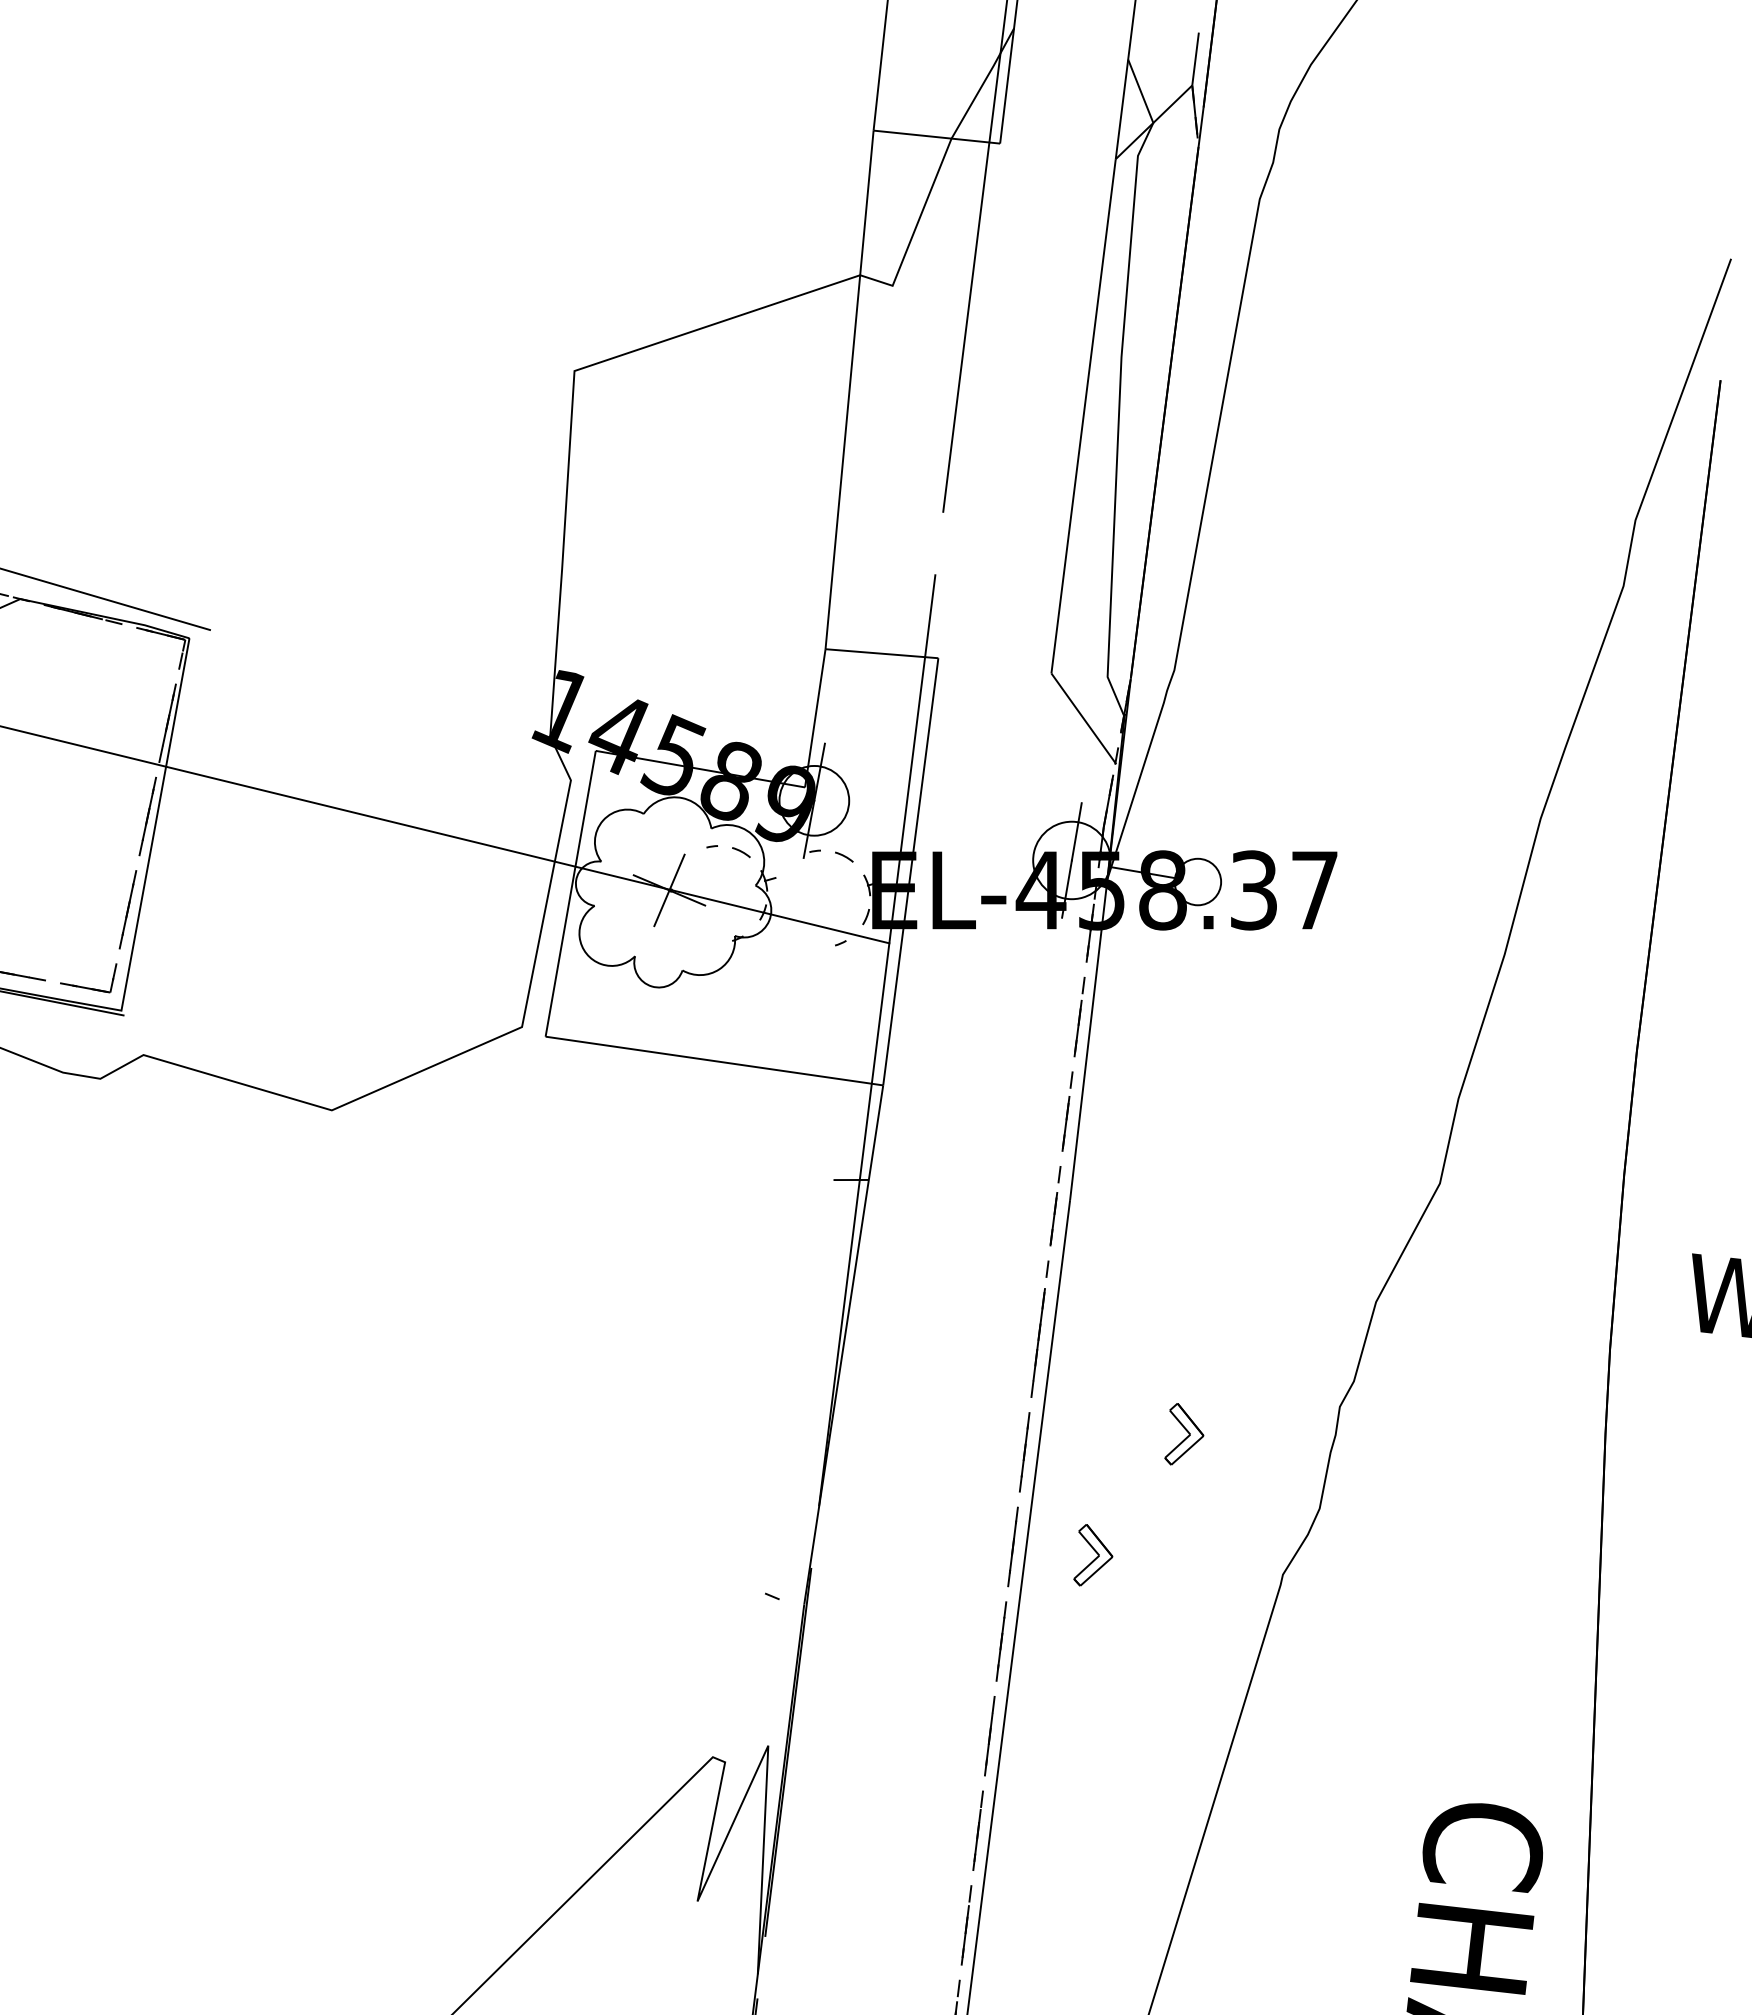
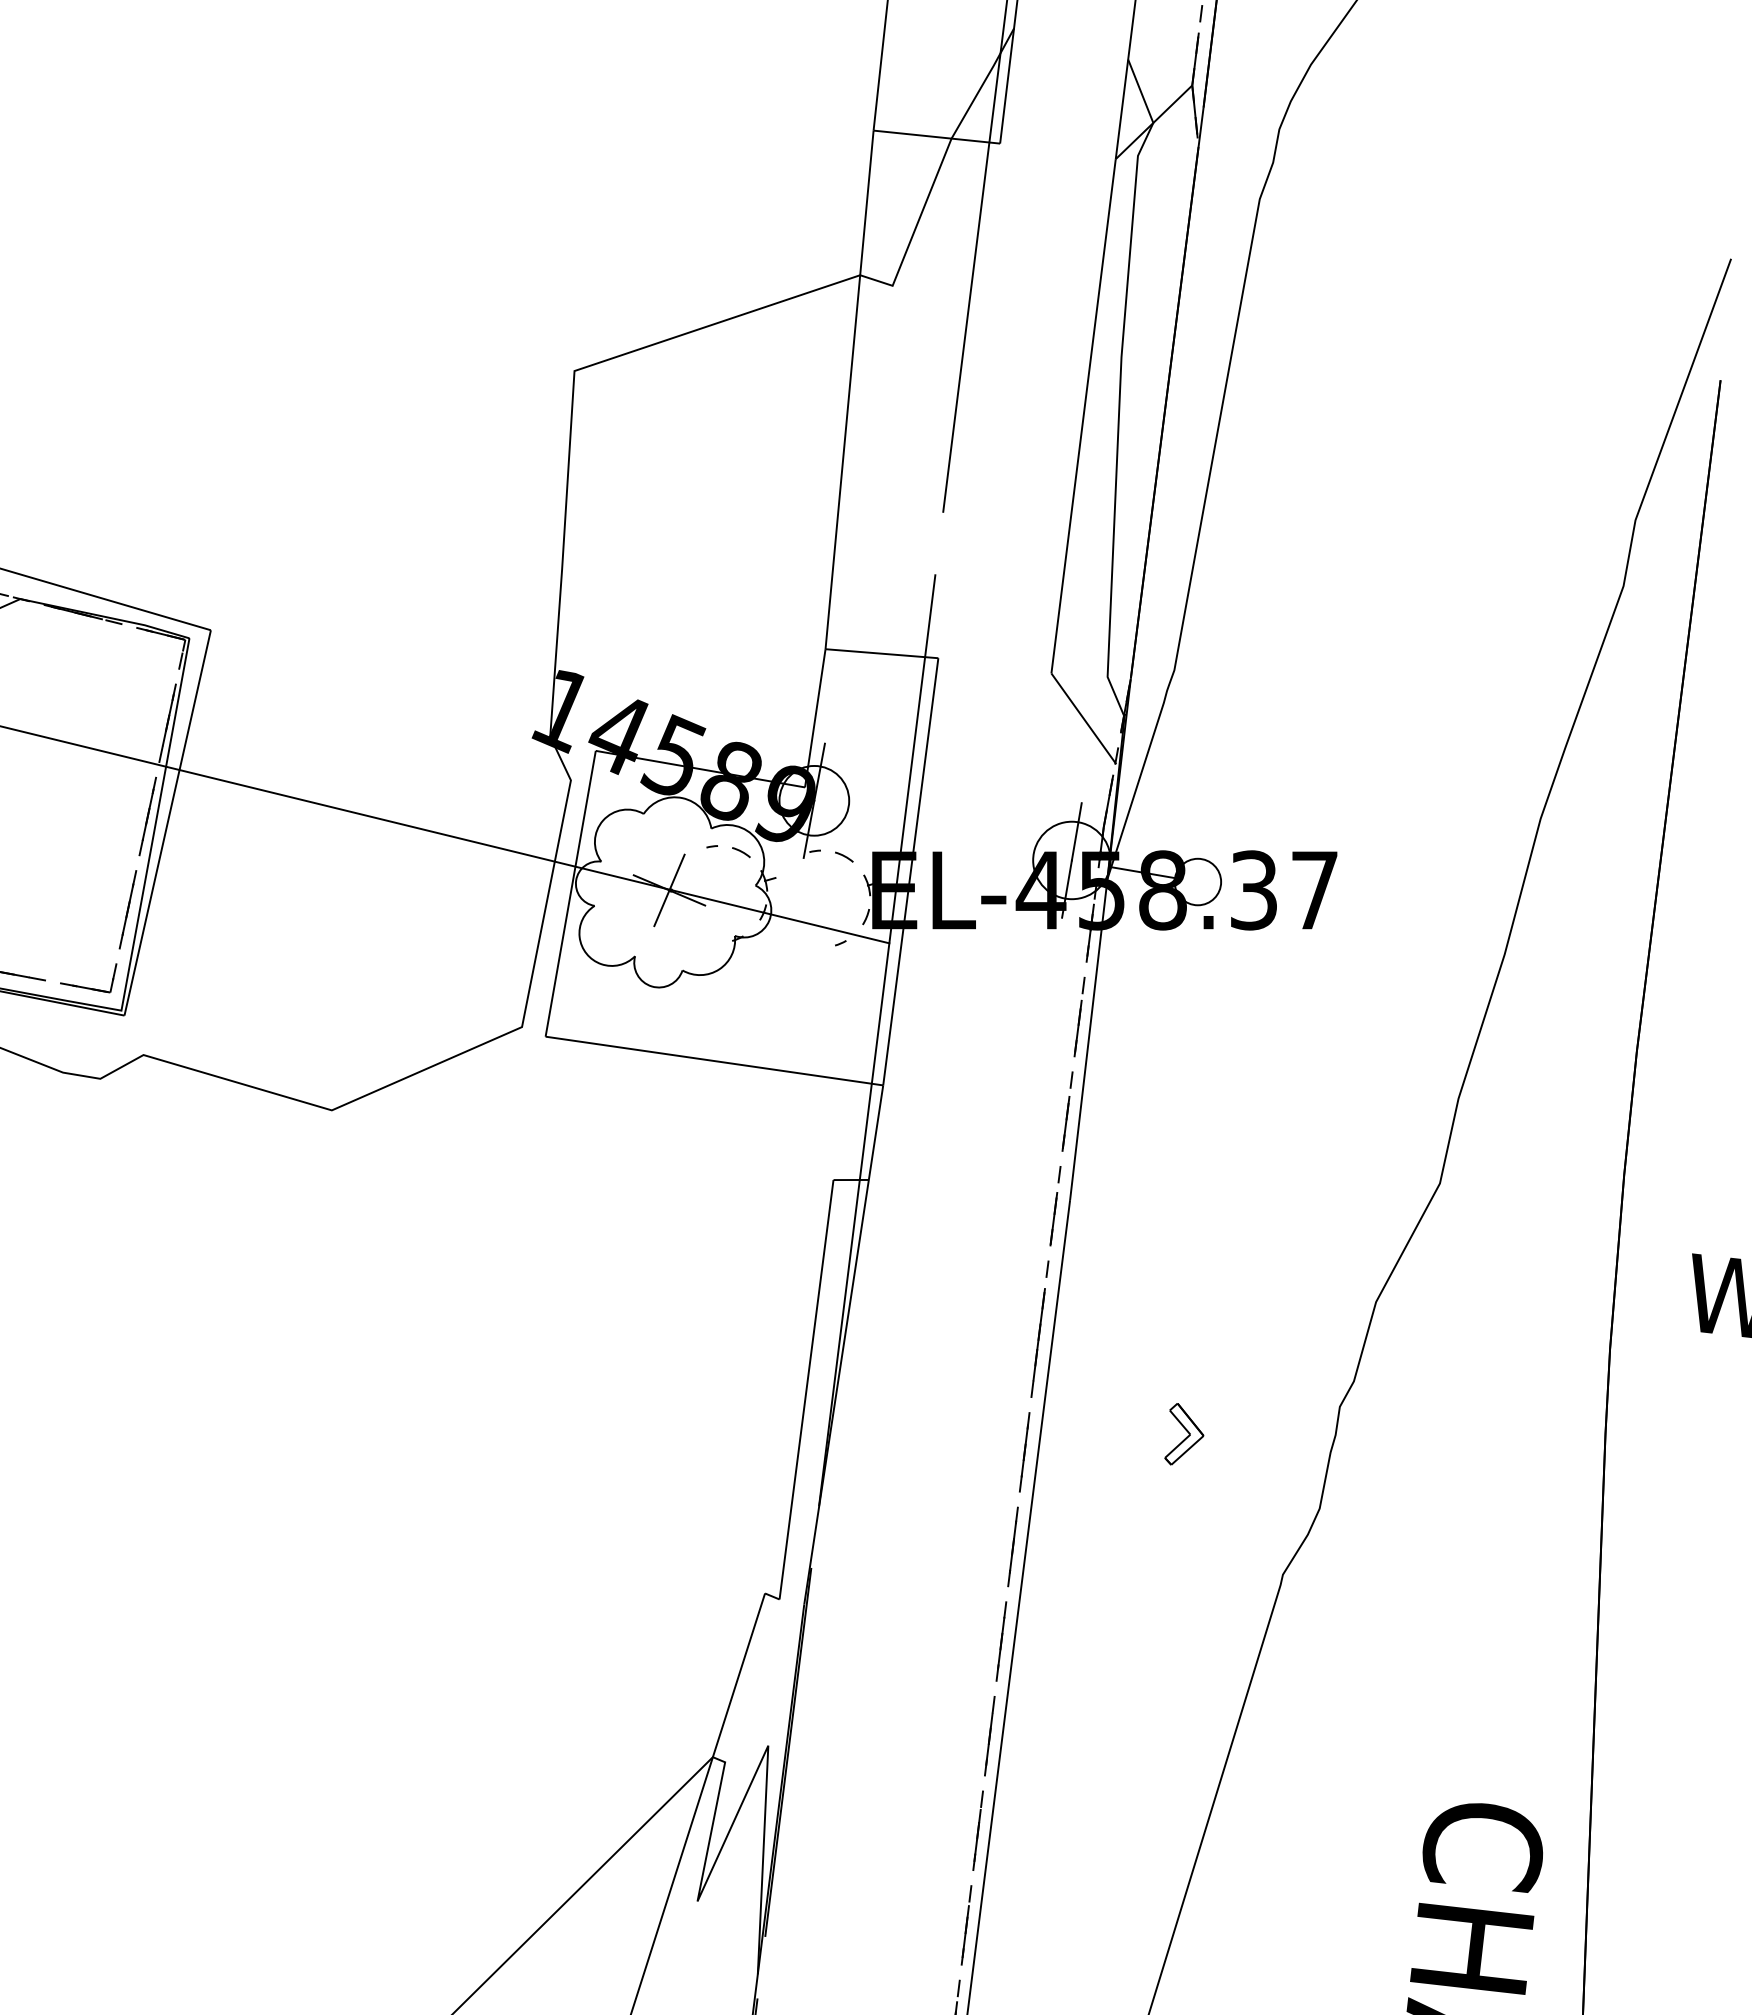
line: none -> present (1197, 43)
line: none -> present (167, 822)
line: none -> present (806, 1389)
part: present -> none (1093, 1555)
line: none -> present (698, 1802)
